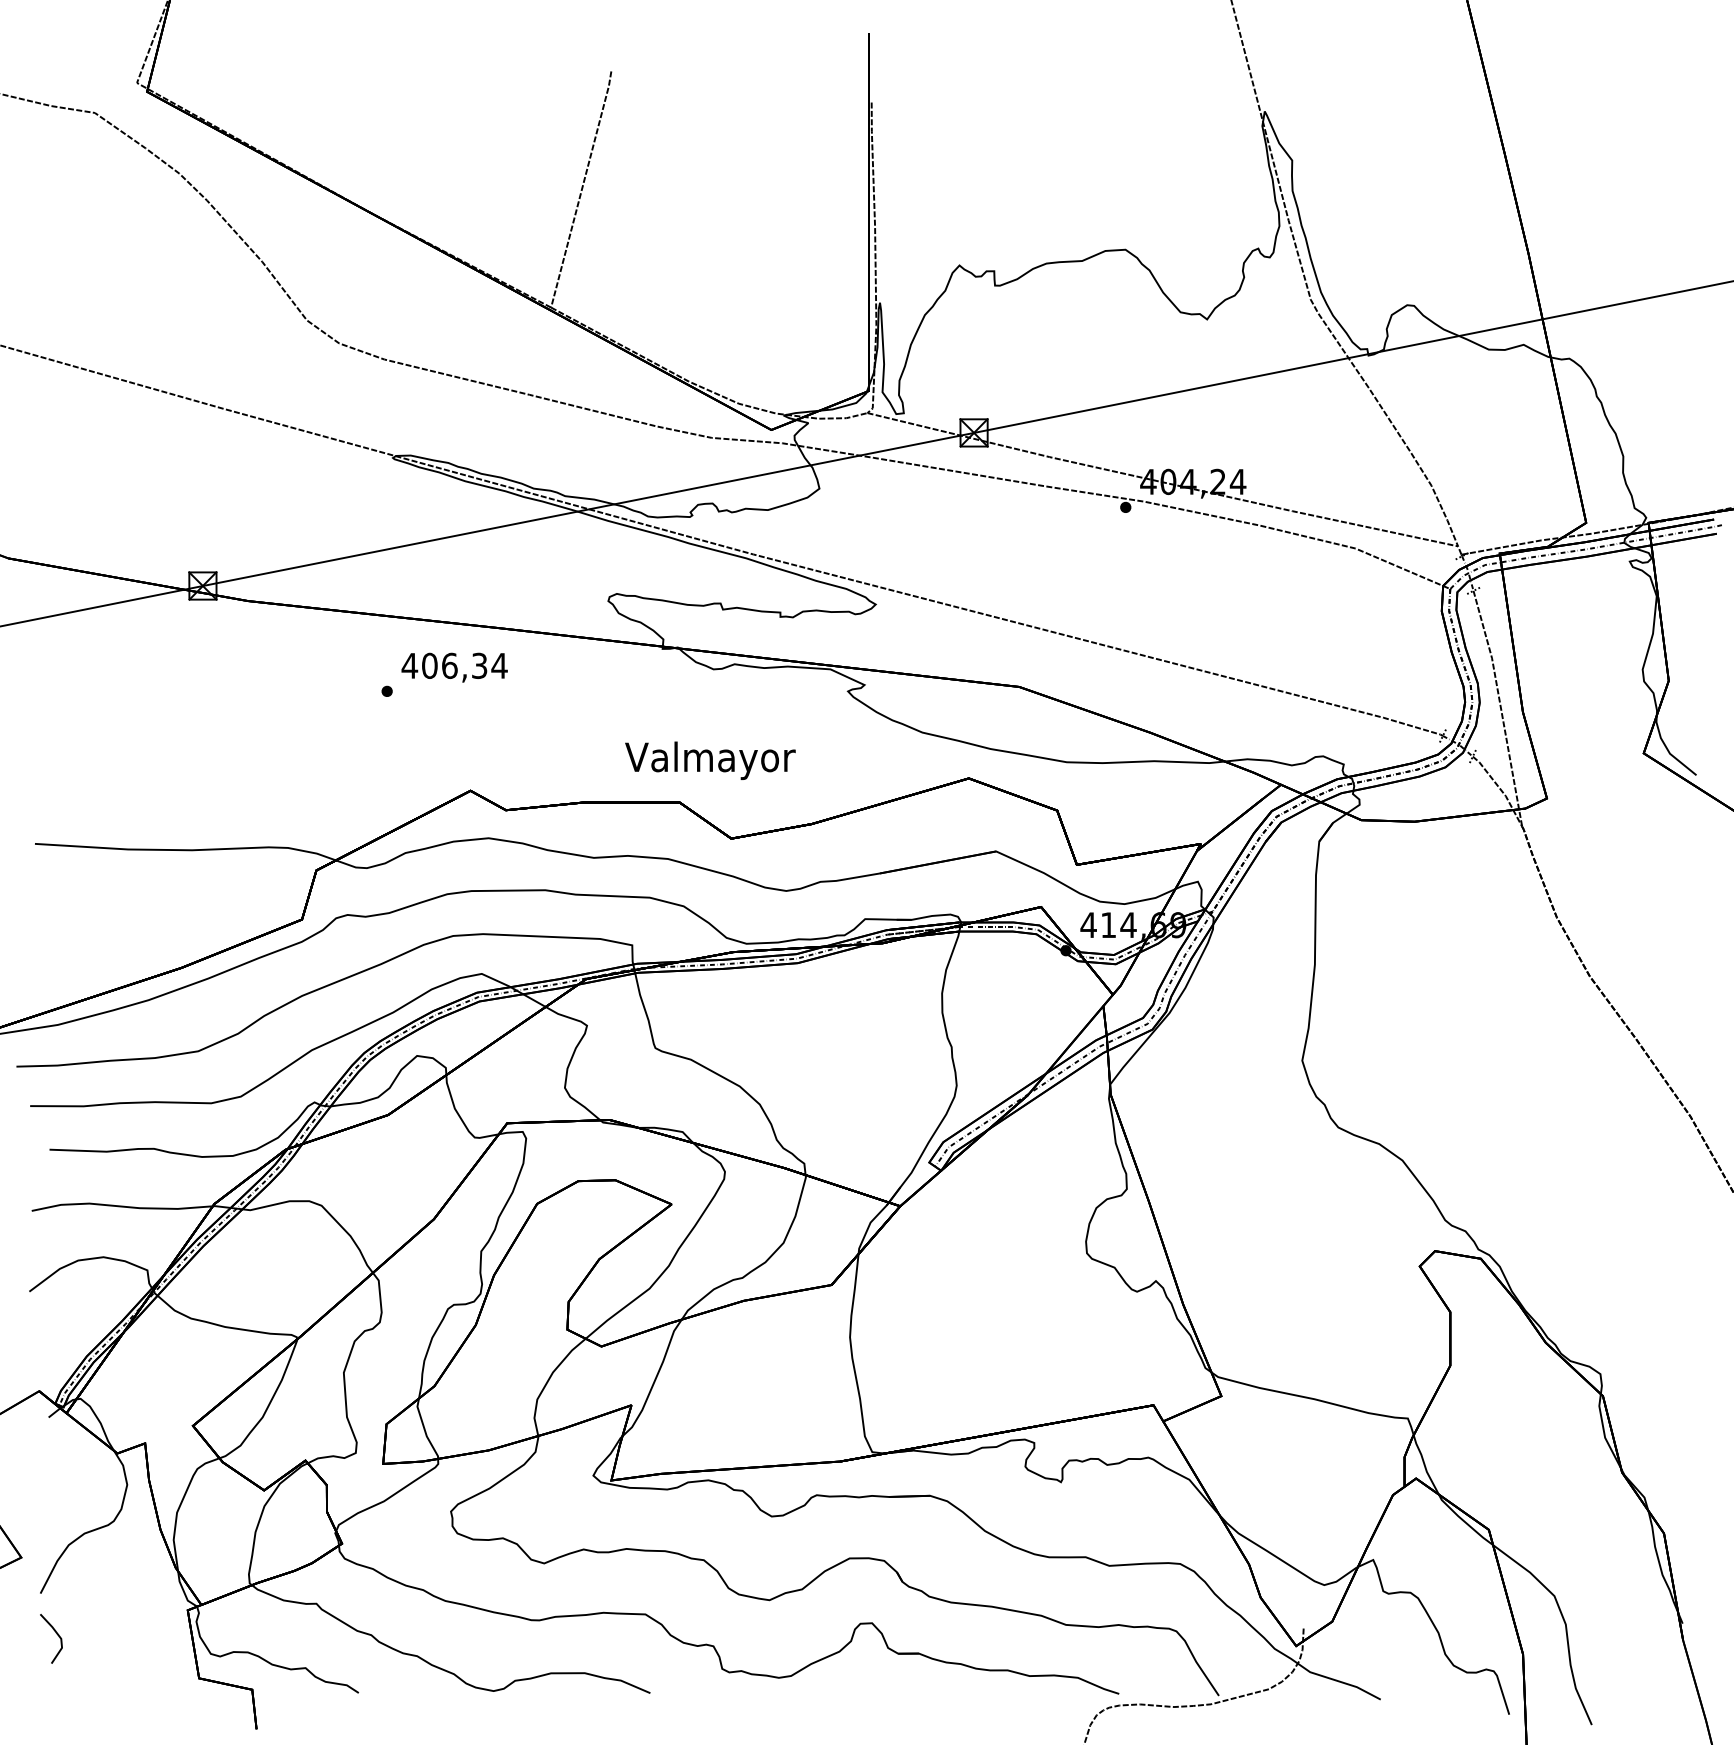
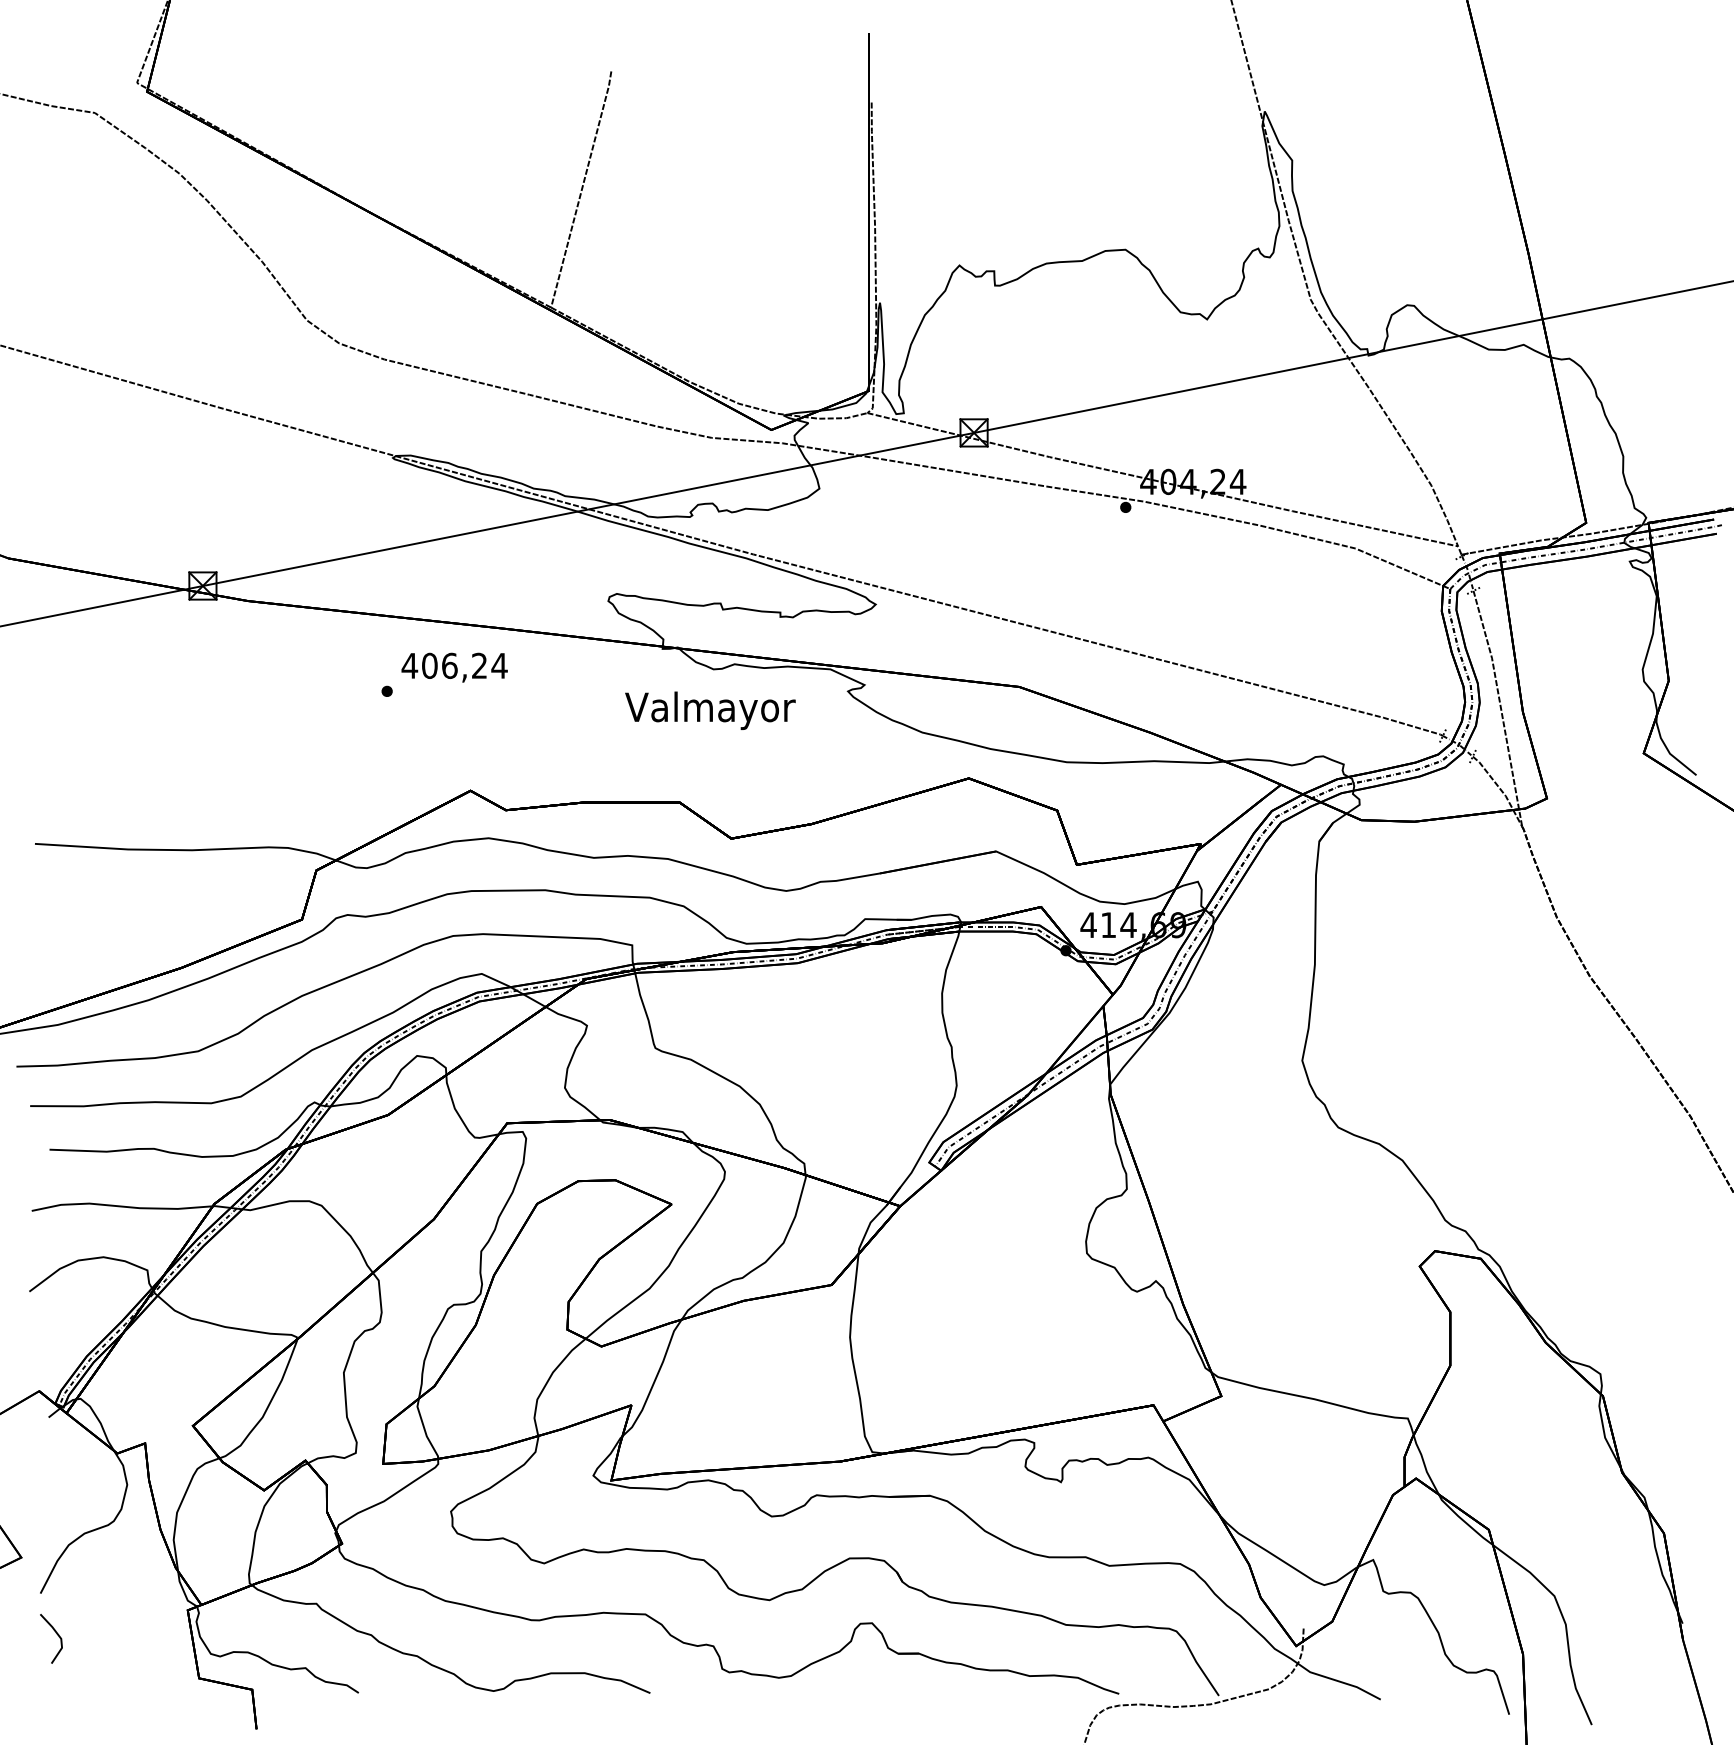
text: 406,34 -> 406,24 (479, 665)
text position: (710, 760) -> (710, 710) (710, 710)
